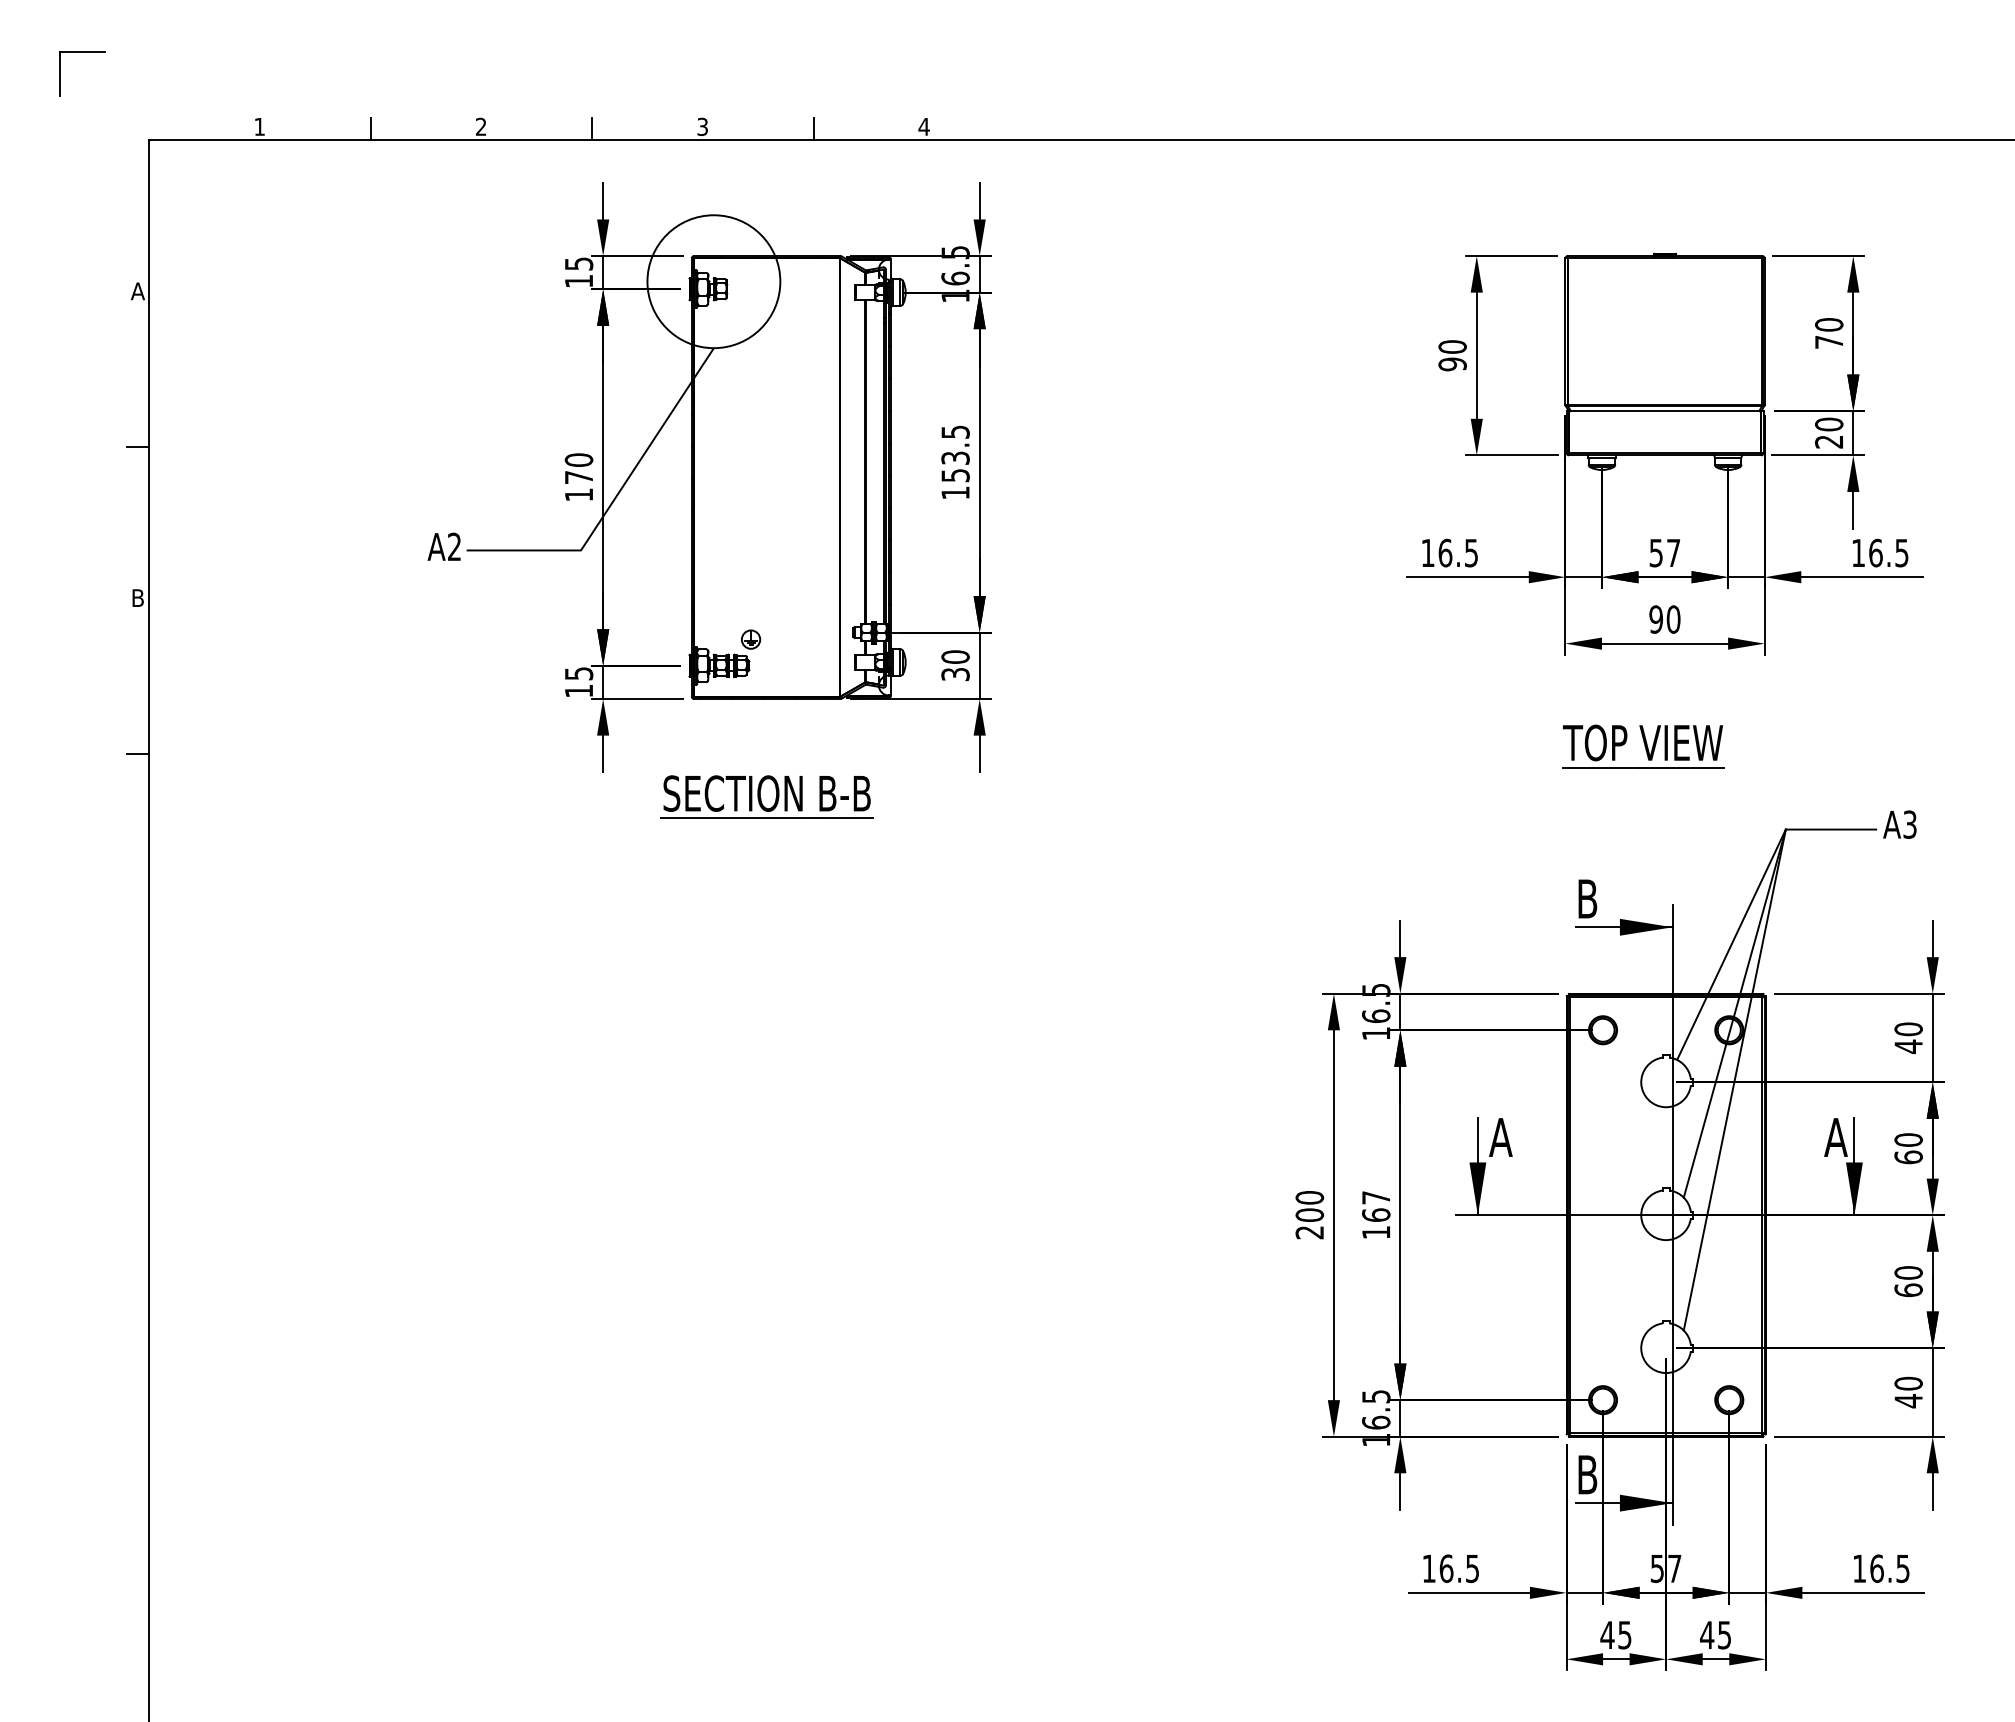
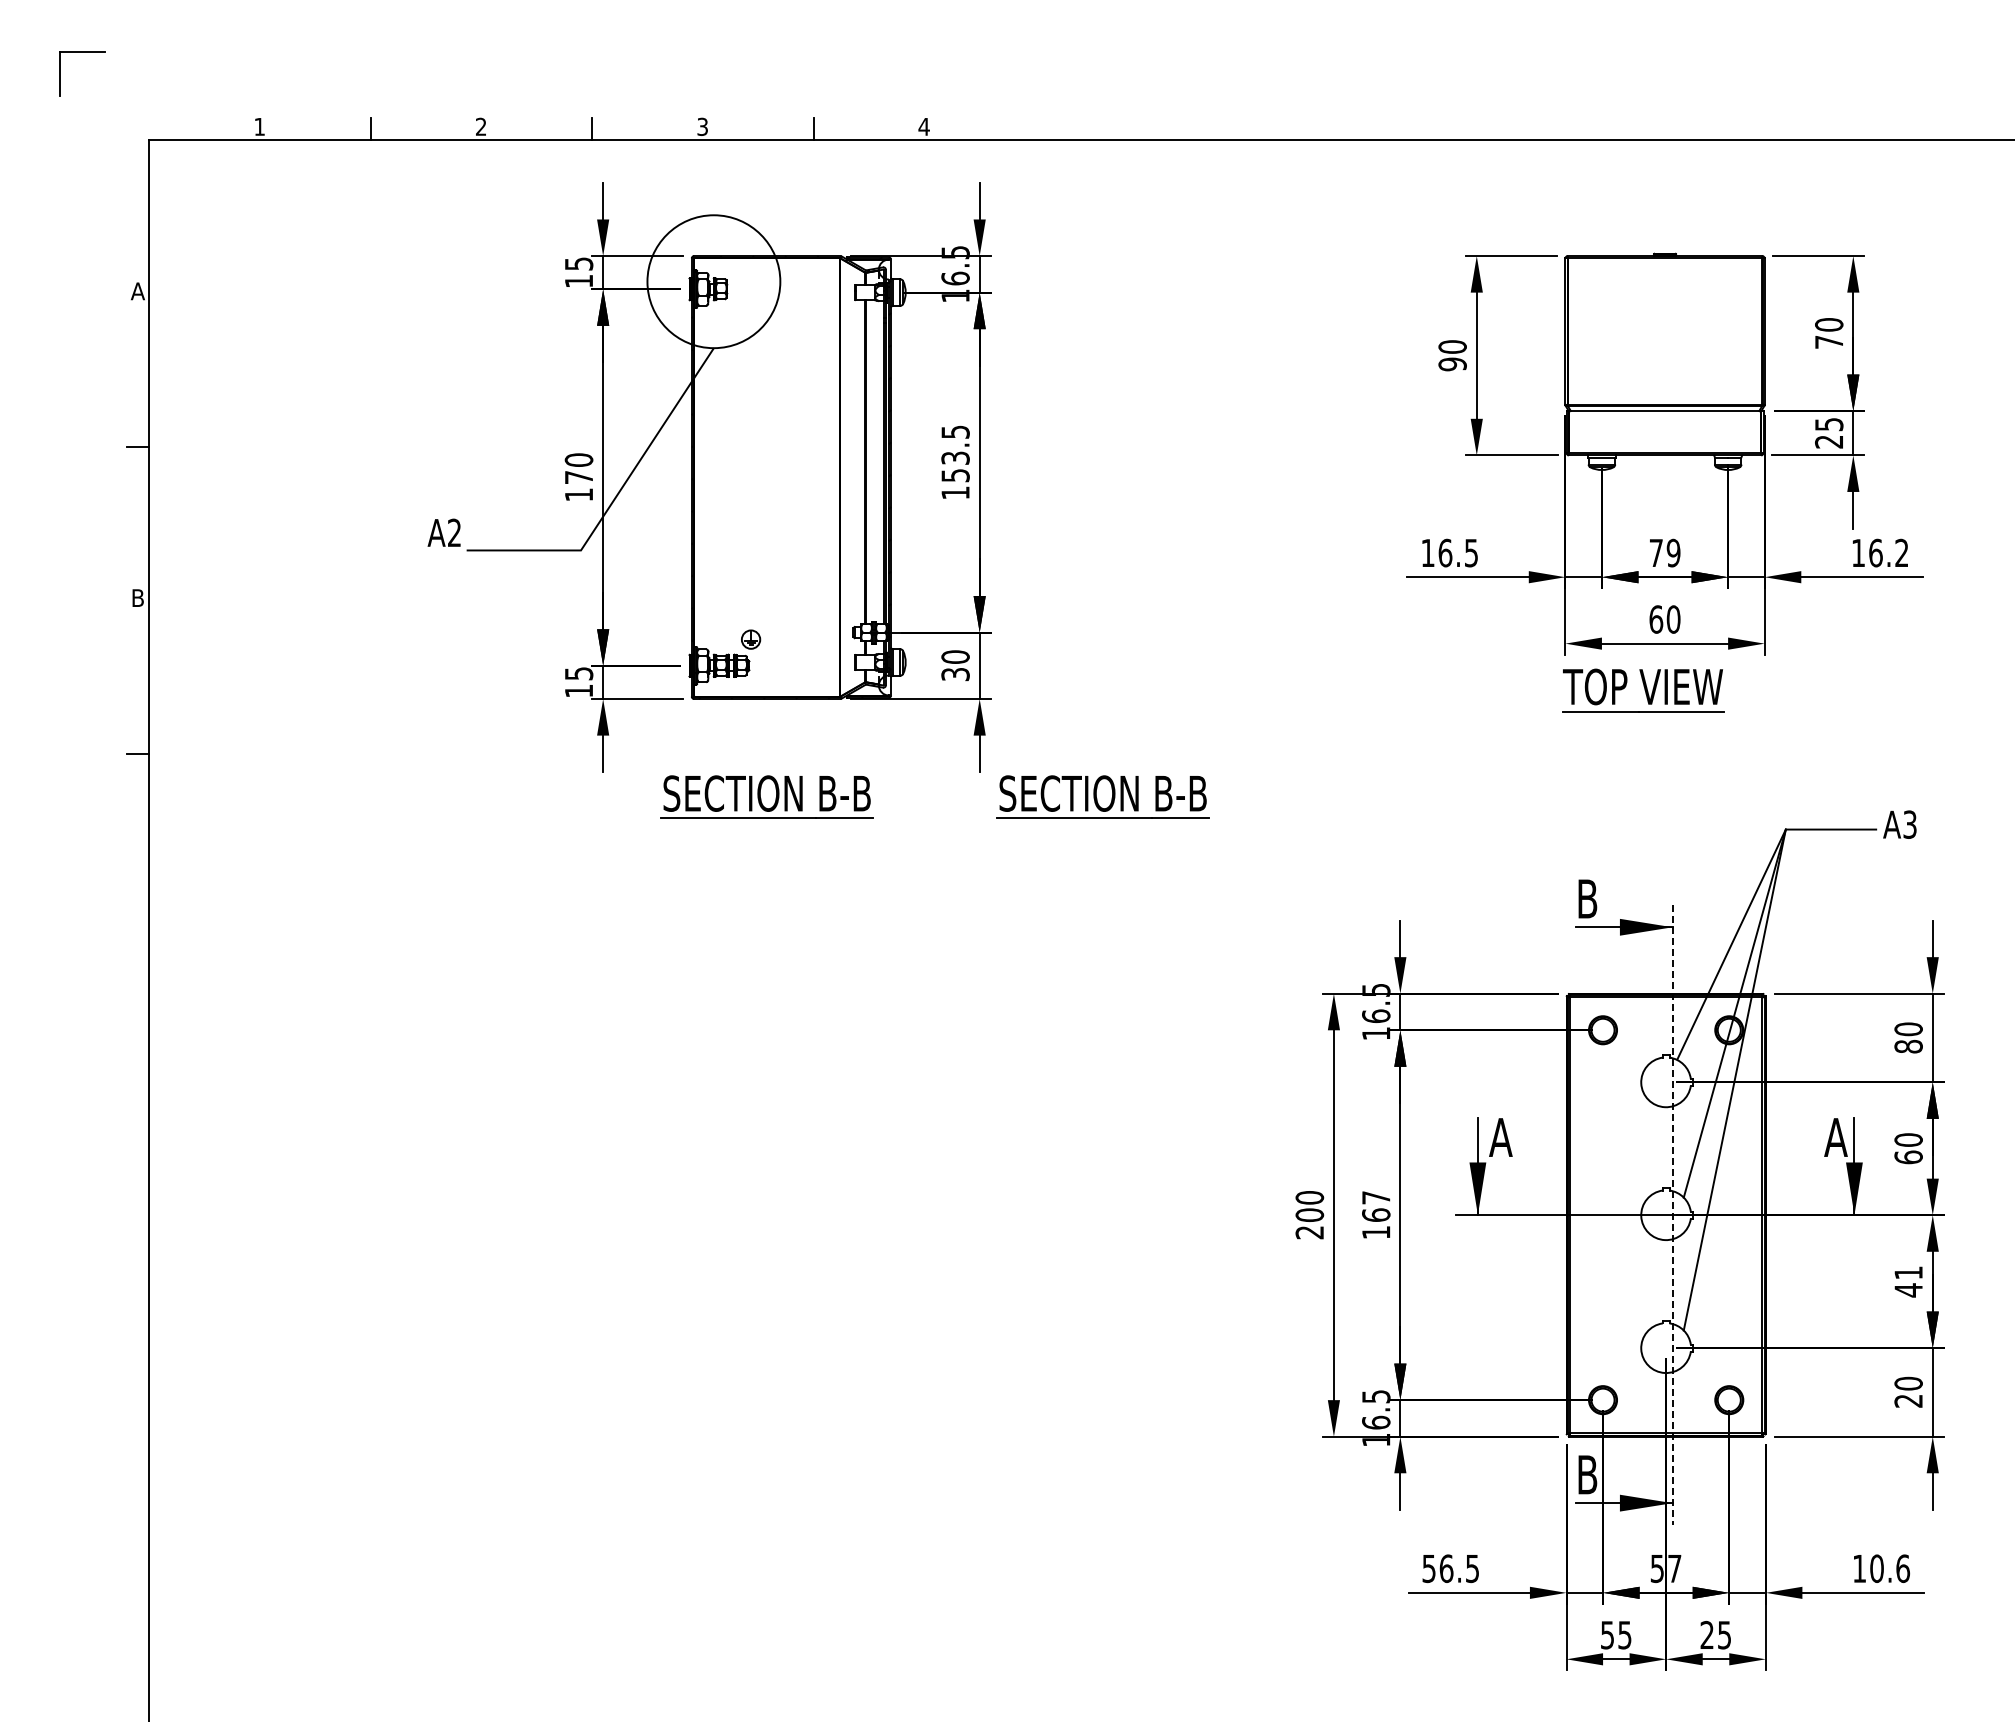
text: 20 -> 25 (1829, 424)
text position: (443, 546) -> (443, 532) (443, 532)
text: 57 -> 79 (1664, 552)
text: 16.5 -> 16.2 (1901, 552)
text: 90 -> 60 (1656, 619)
part position: (1643, 746) -> (1643, 690) (1643, 690)
part: none -> present (1102, 796)
text: 40 -> 80 (1908, 1046)
line: solid -> dashed (1672, 1215)
text: 60 -> 41 (1908, 1281)
text: 40 -> 20 (1908, 1401)
text: 16.5 -> 10.6 (1890, 1568)
text: 16.5 -> 56.5 (1428, 1569)
text: 45 -> 25 (1707, 1634)
text: 45 -> 55 (1607, 1635)
